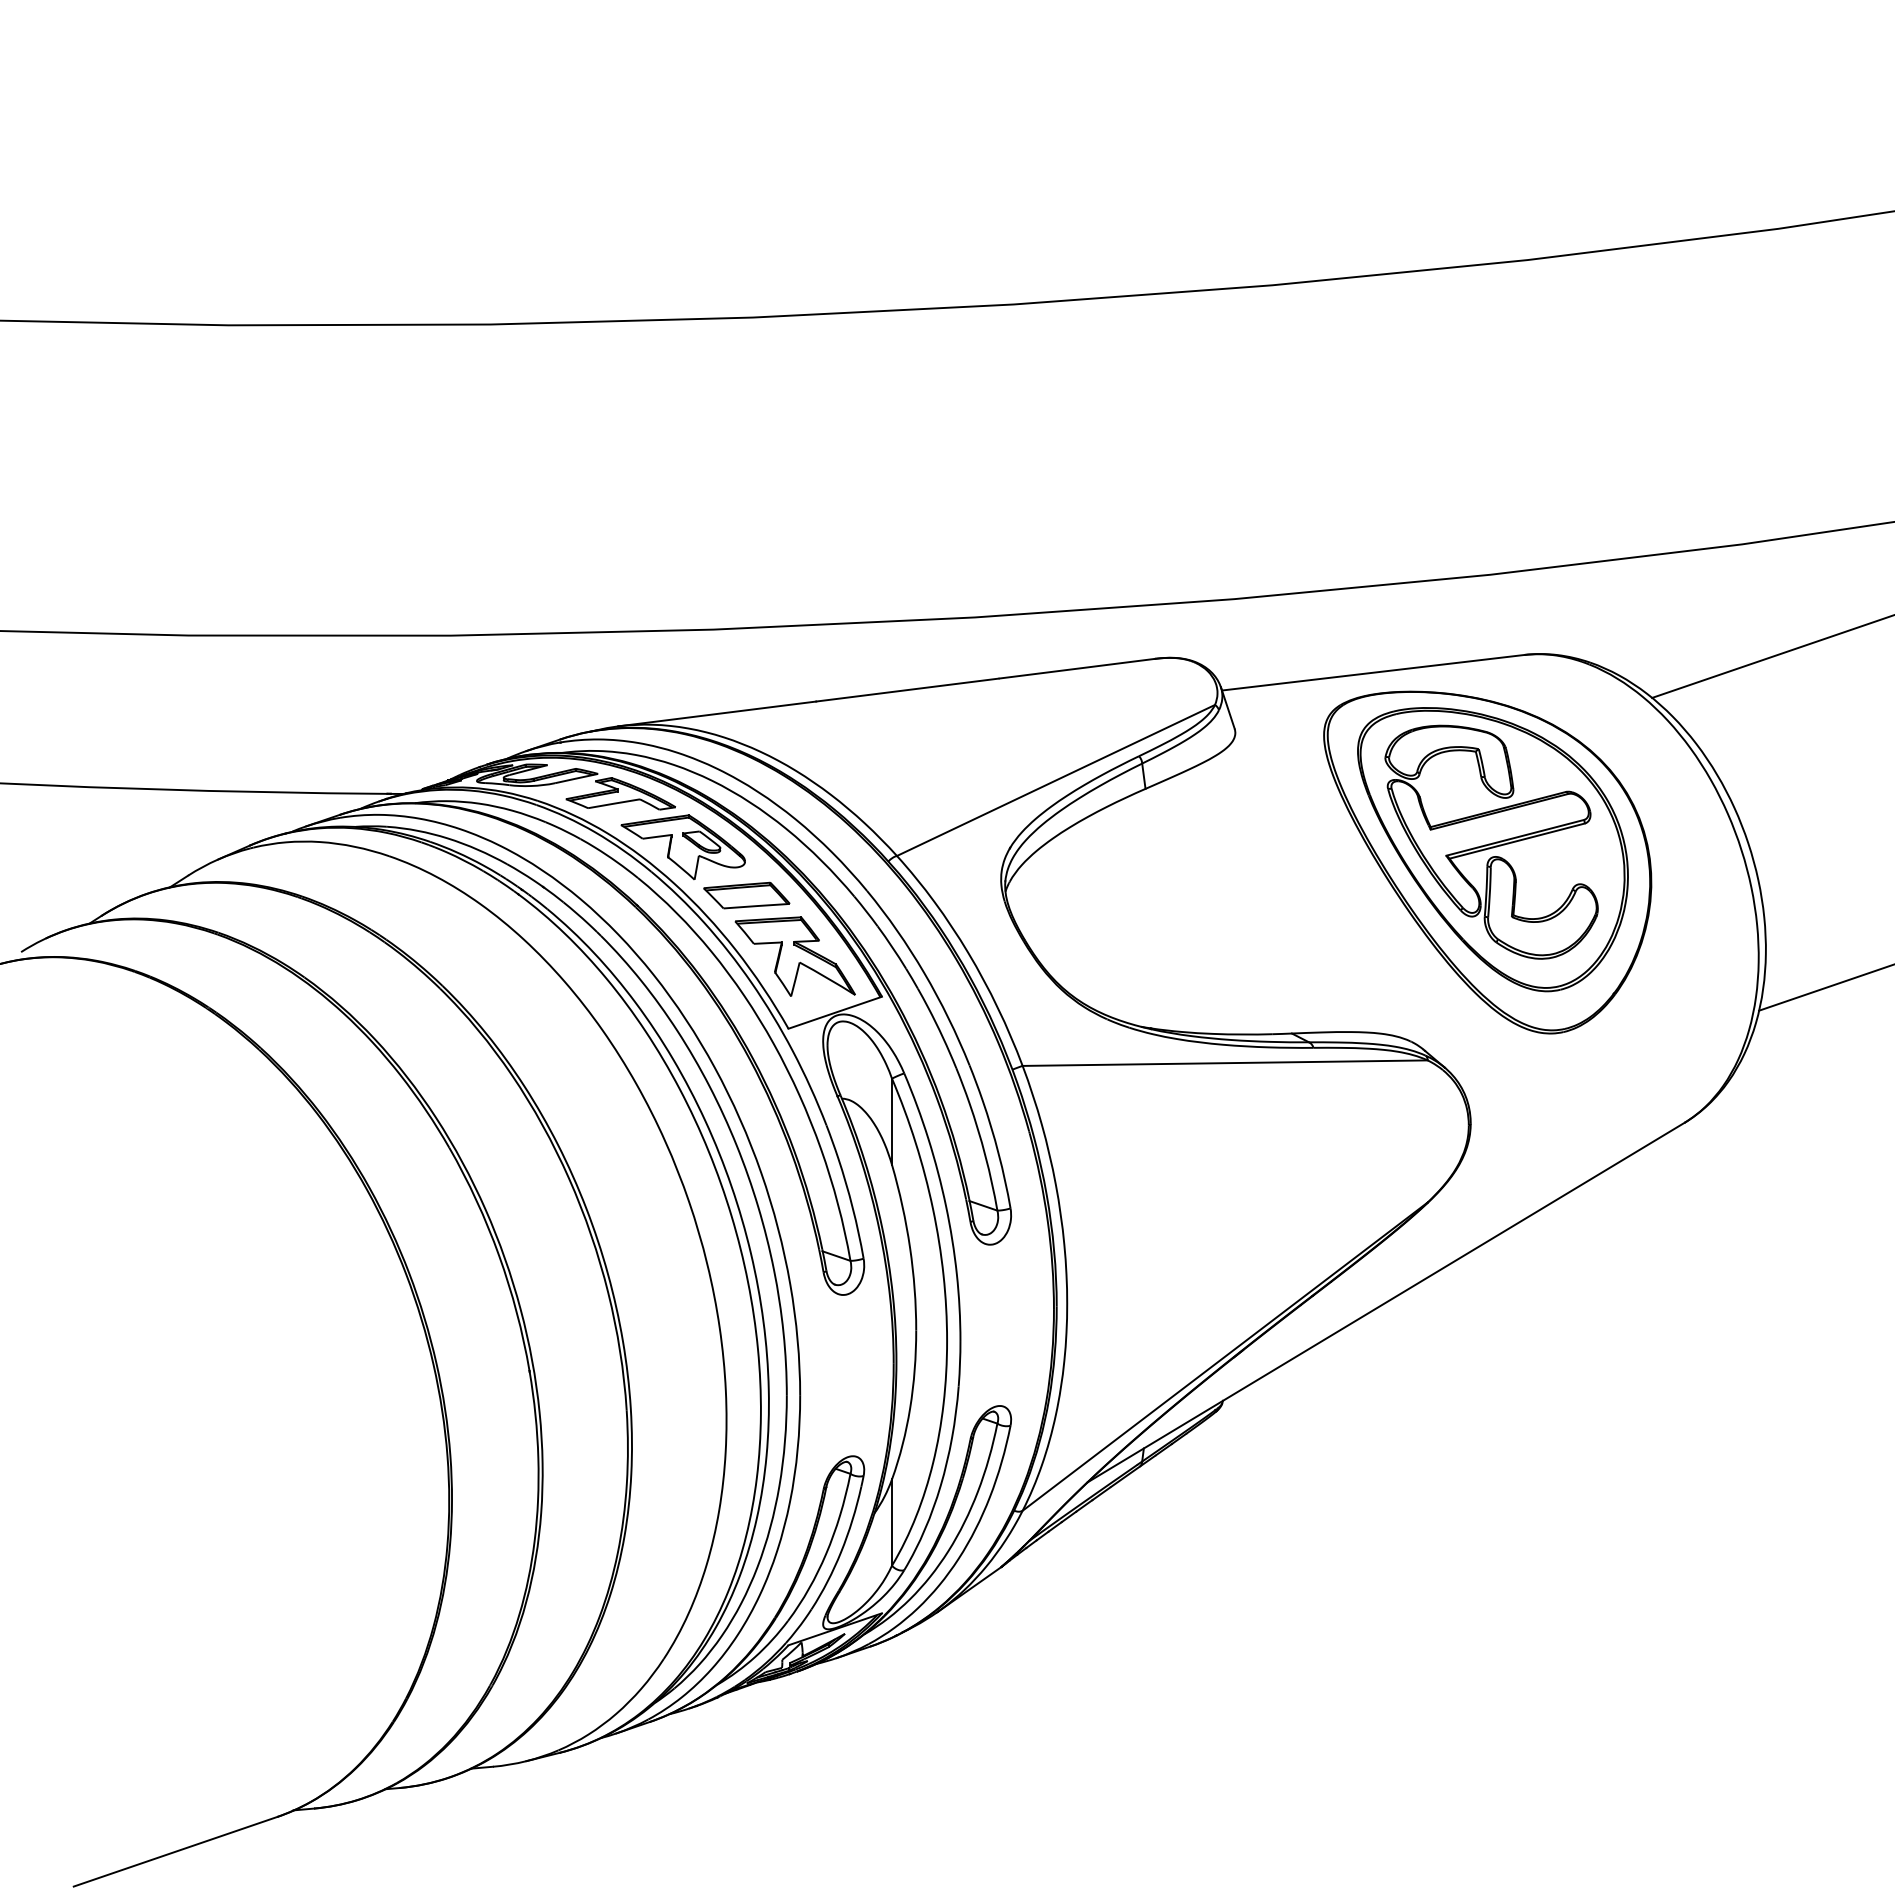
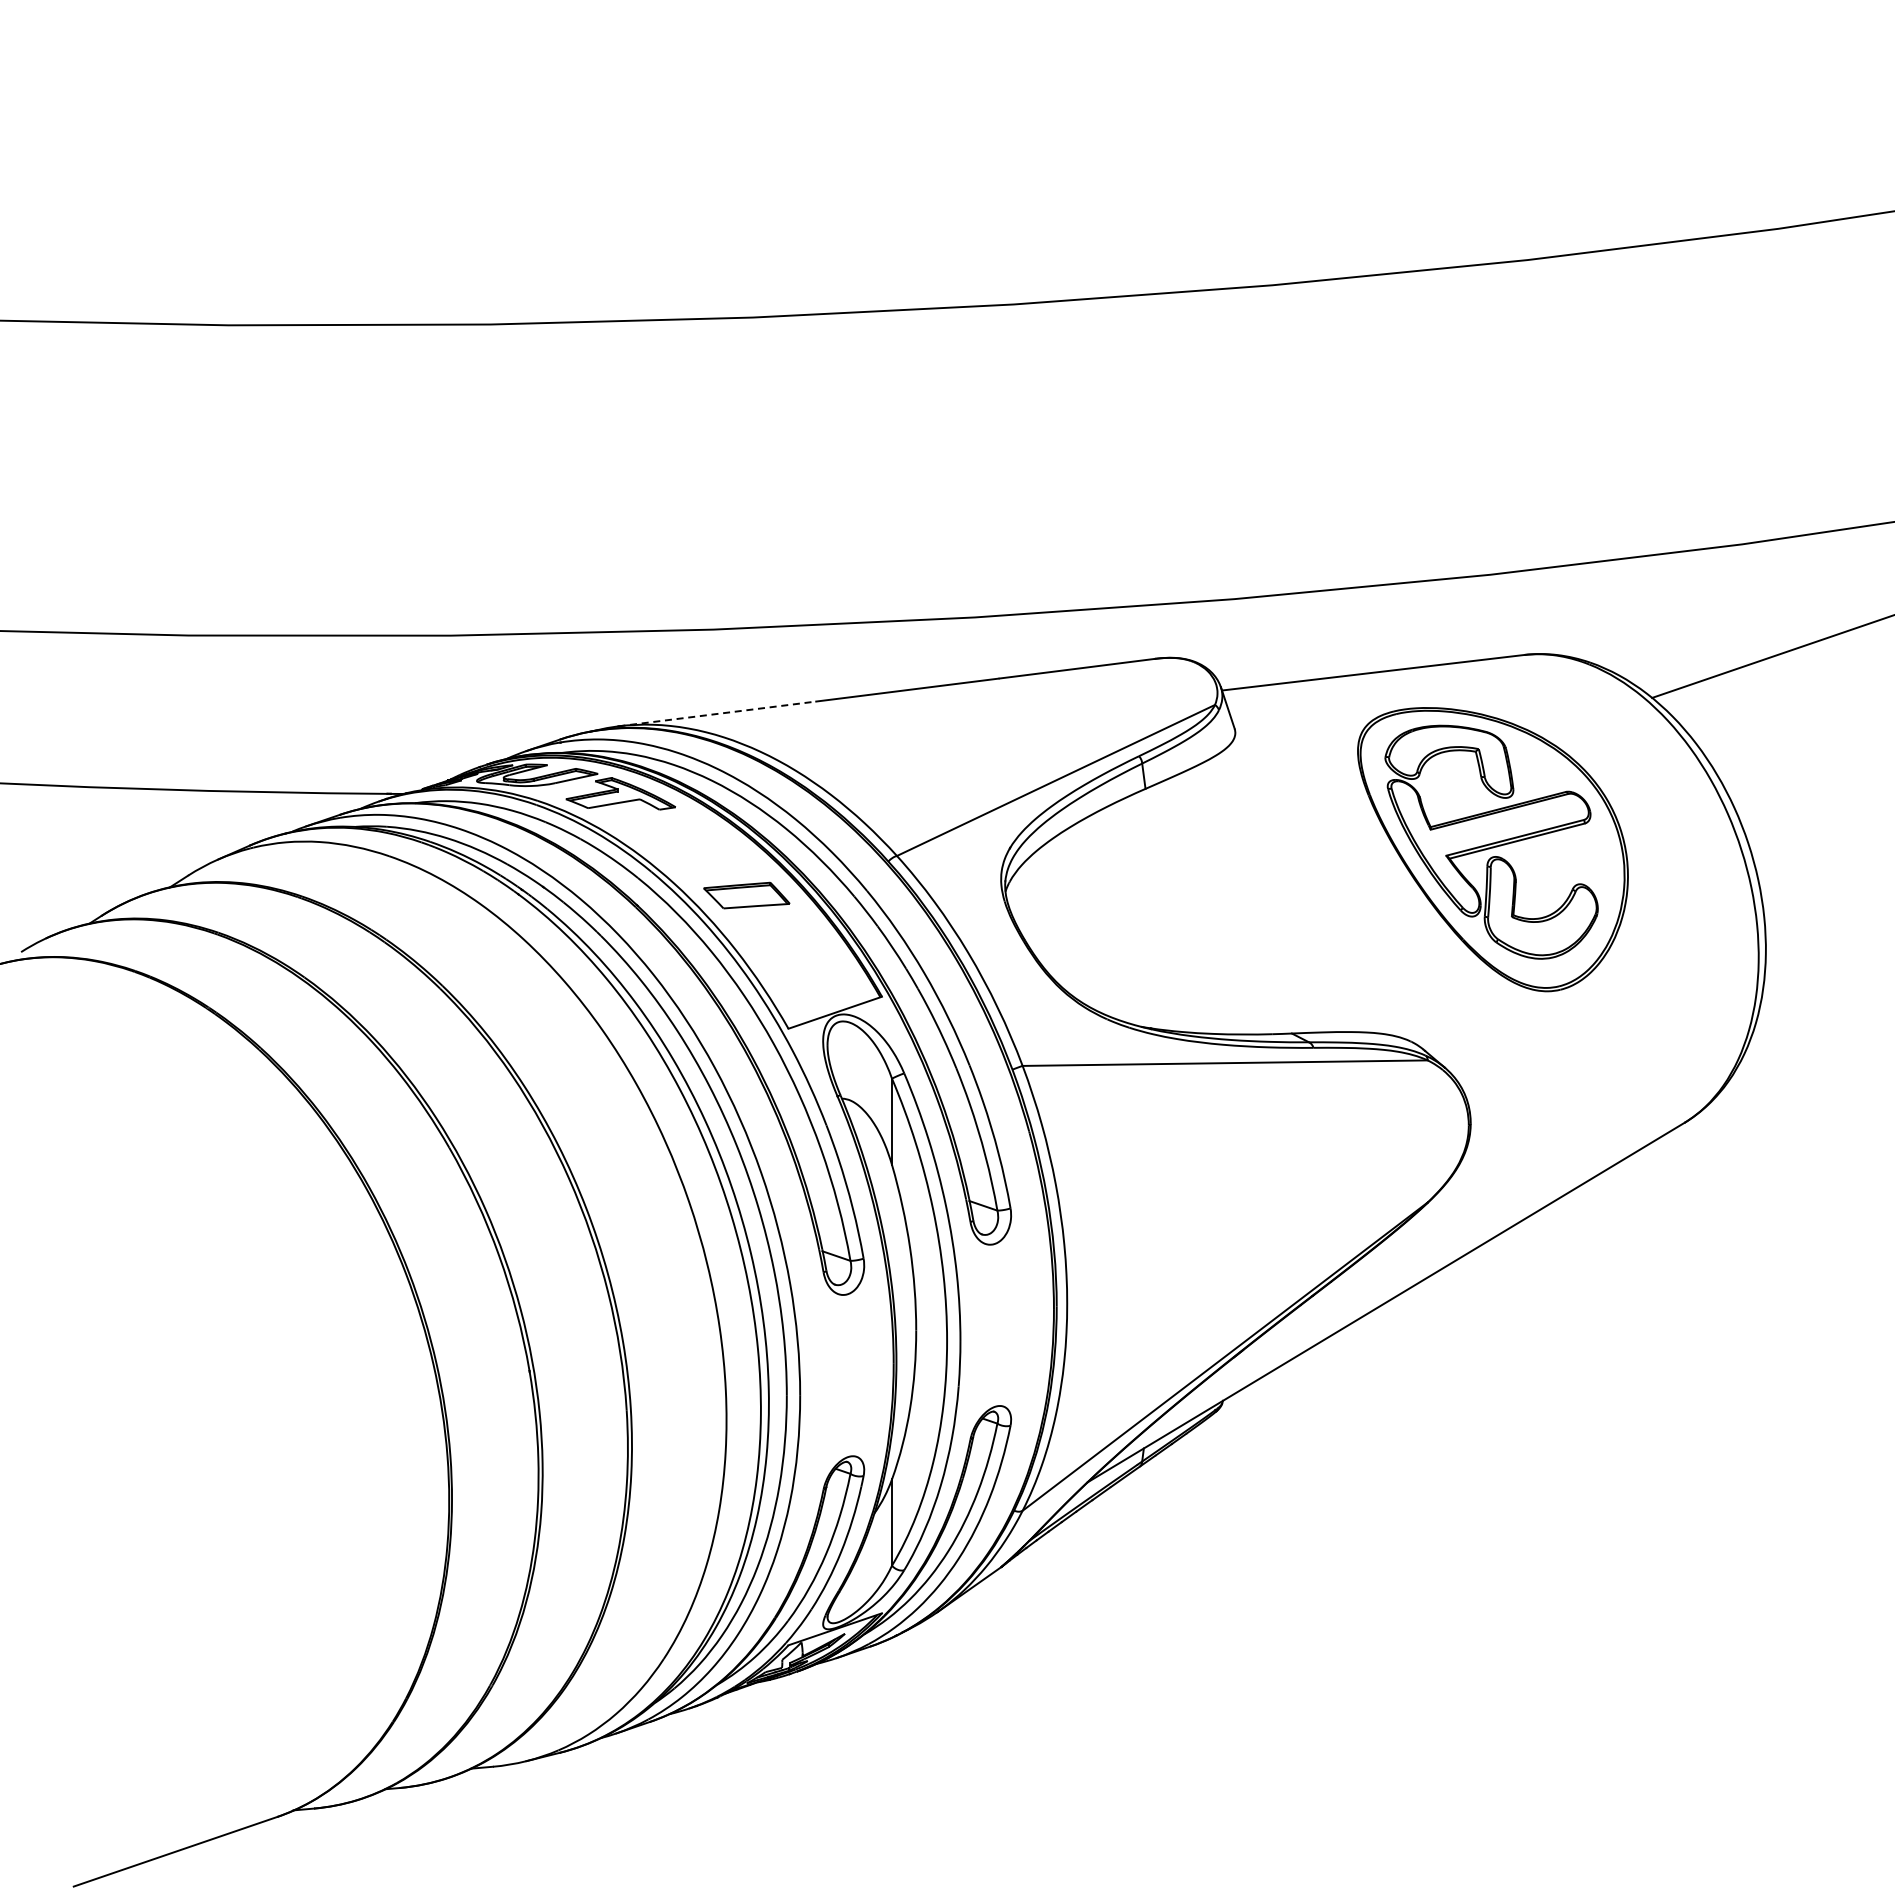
line: solid -> dashed (717, 713)
part: present -> none (682, 847)
part: present -> none (1487, 862)
part: present -> none (794, 956)
line: present -> none (1825, 987)
